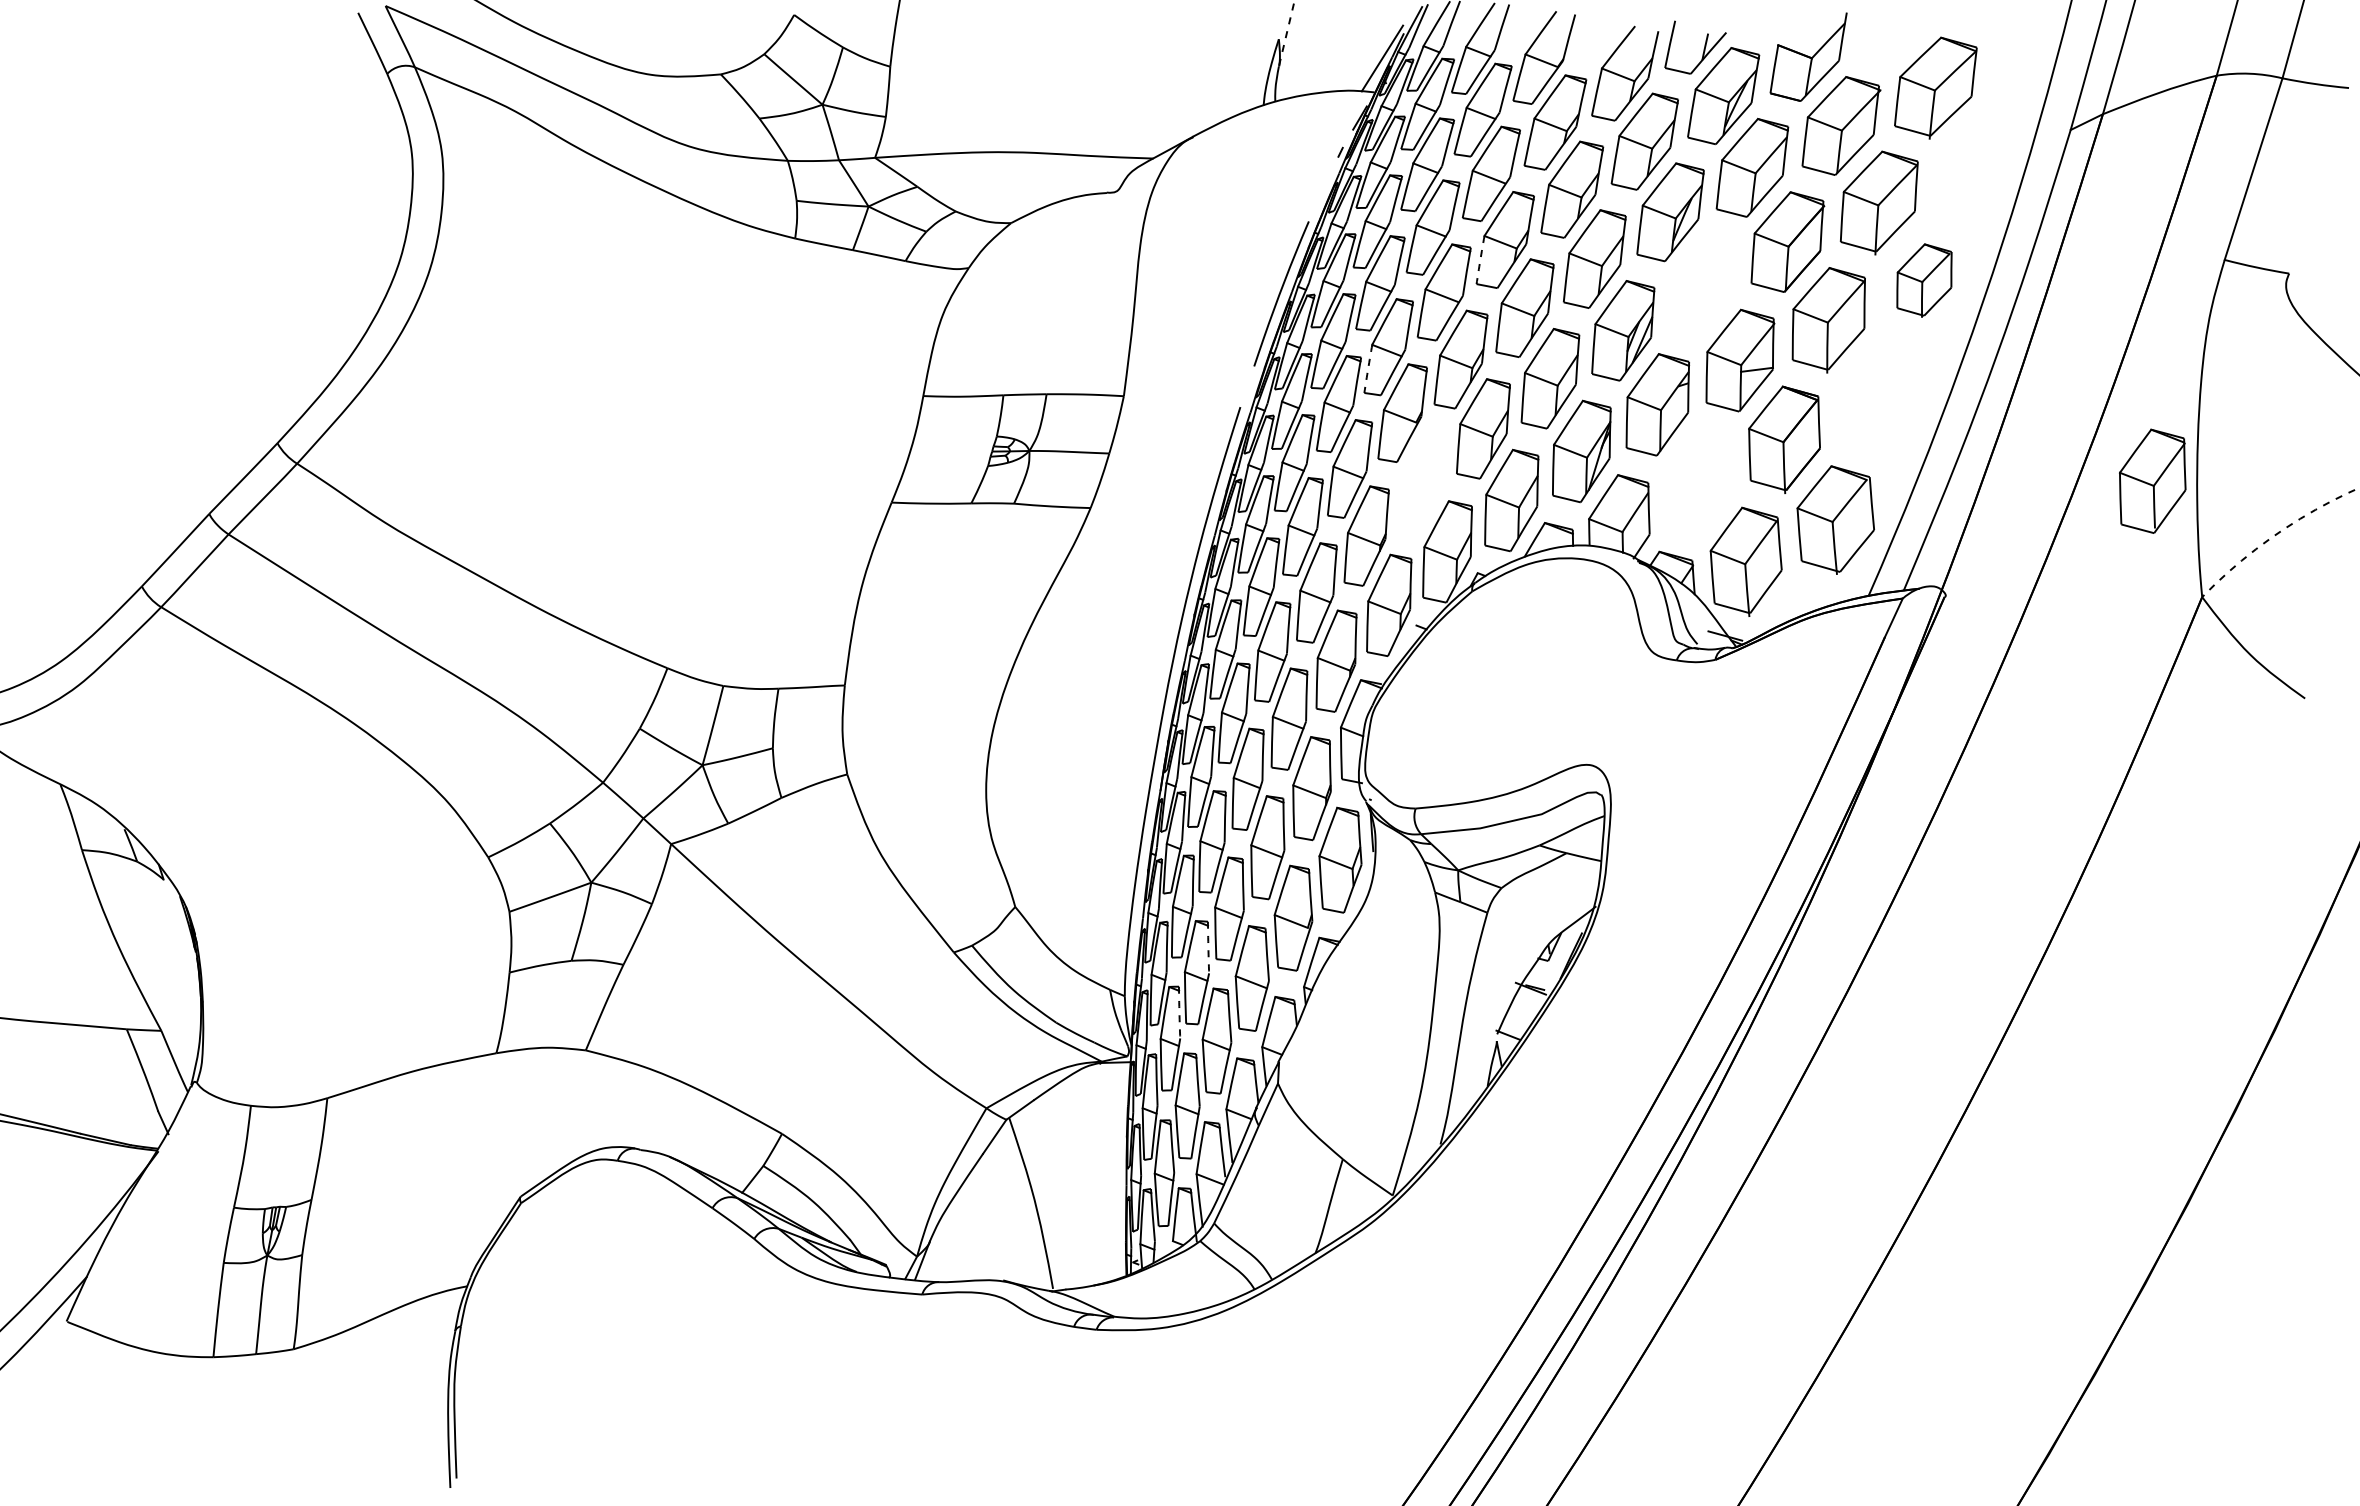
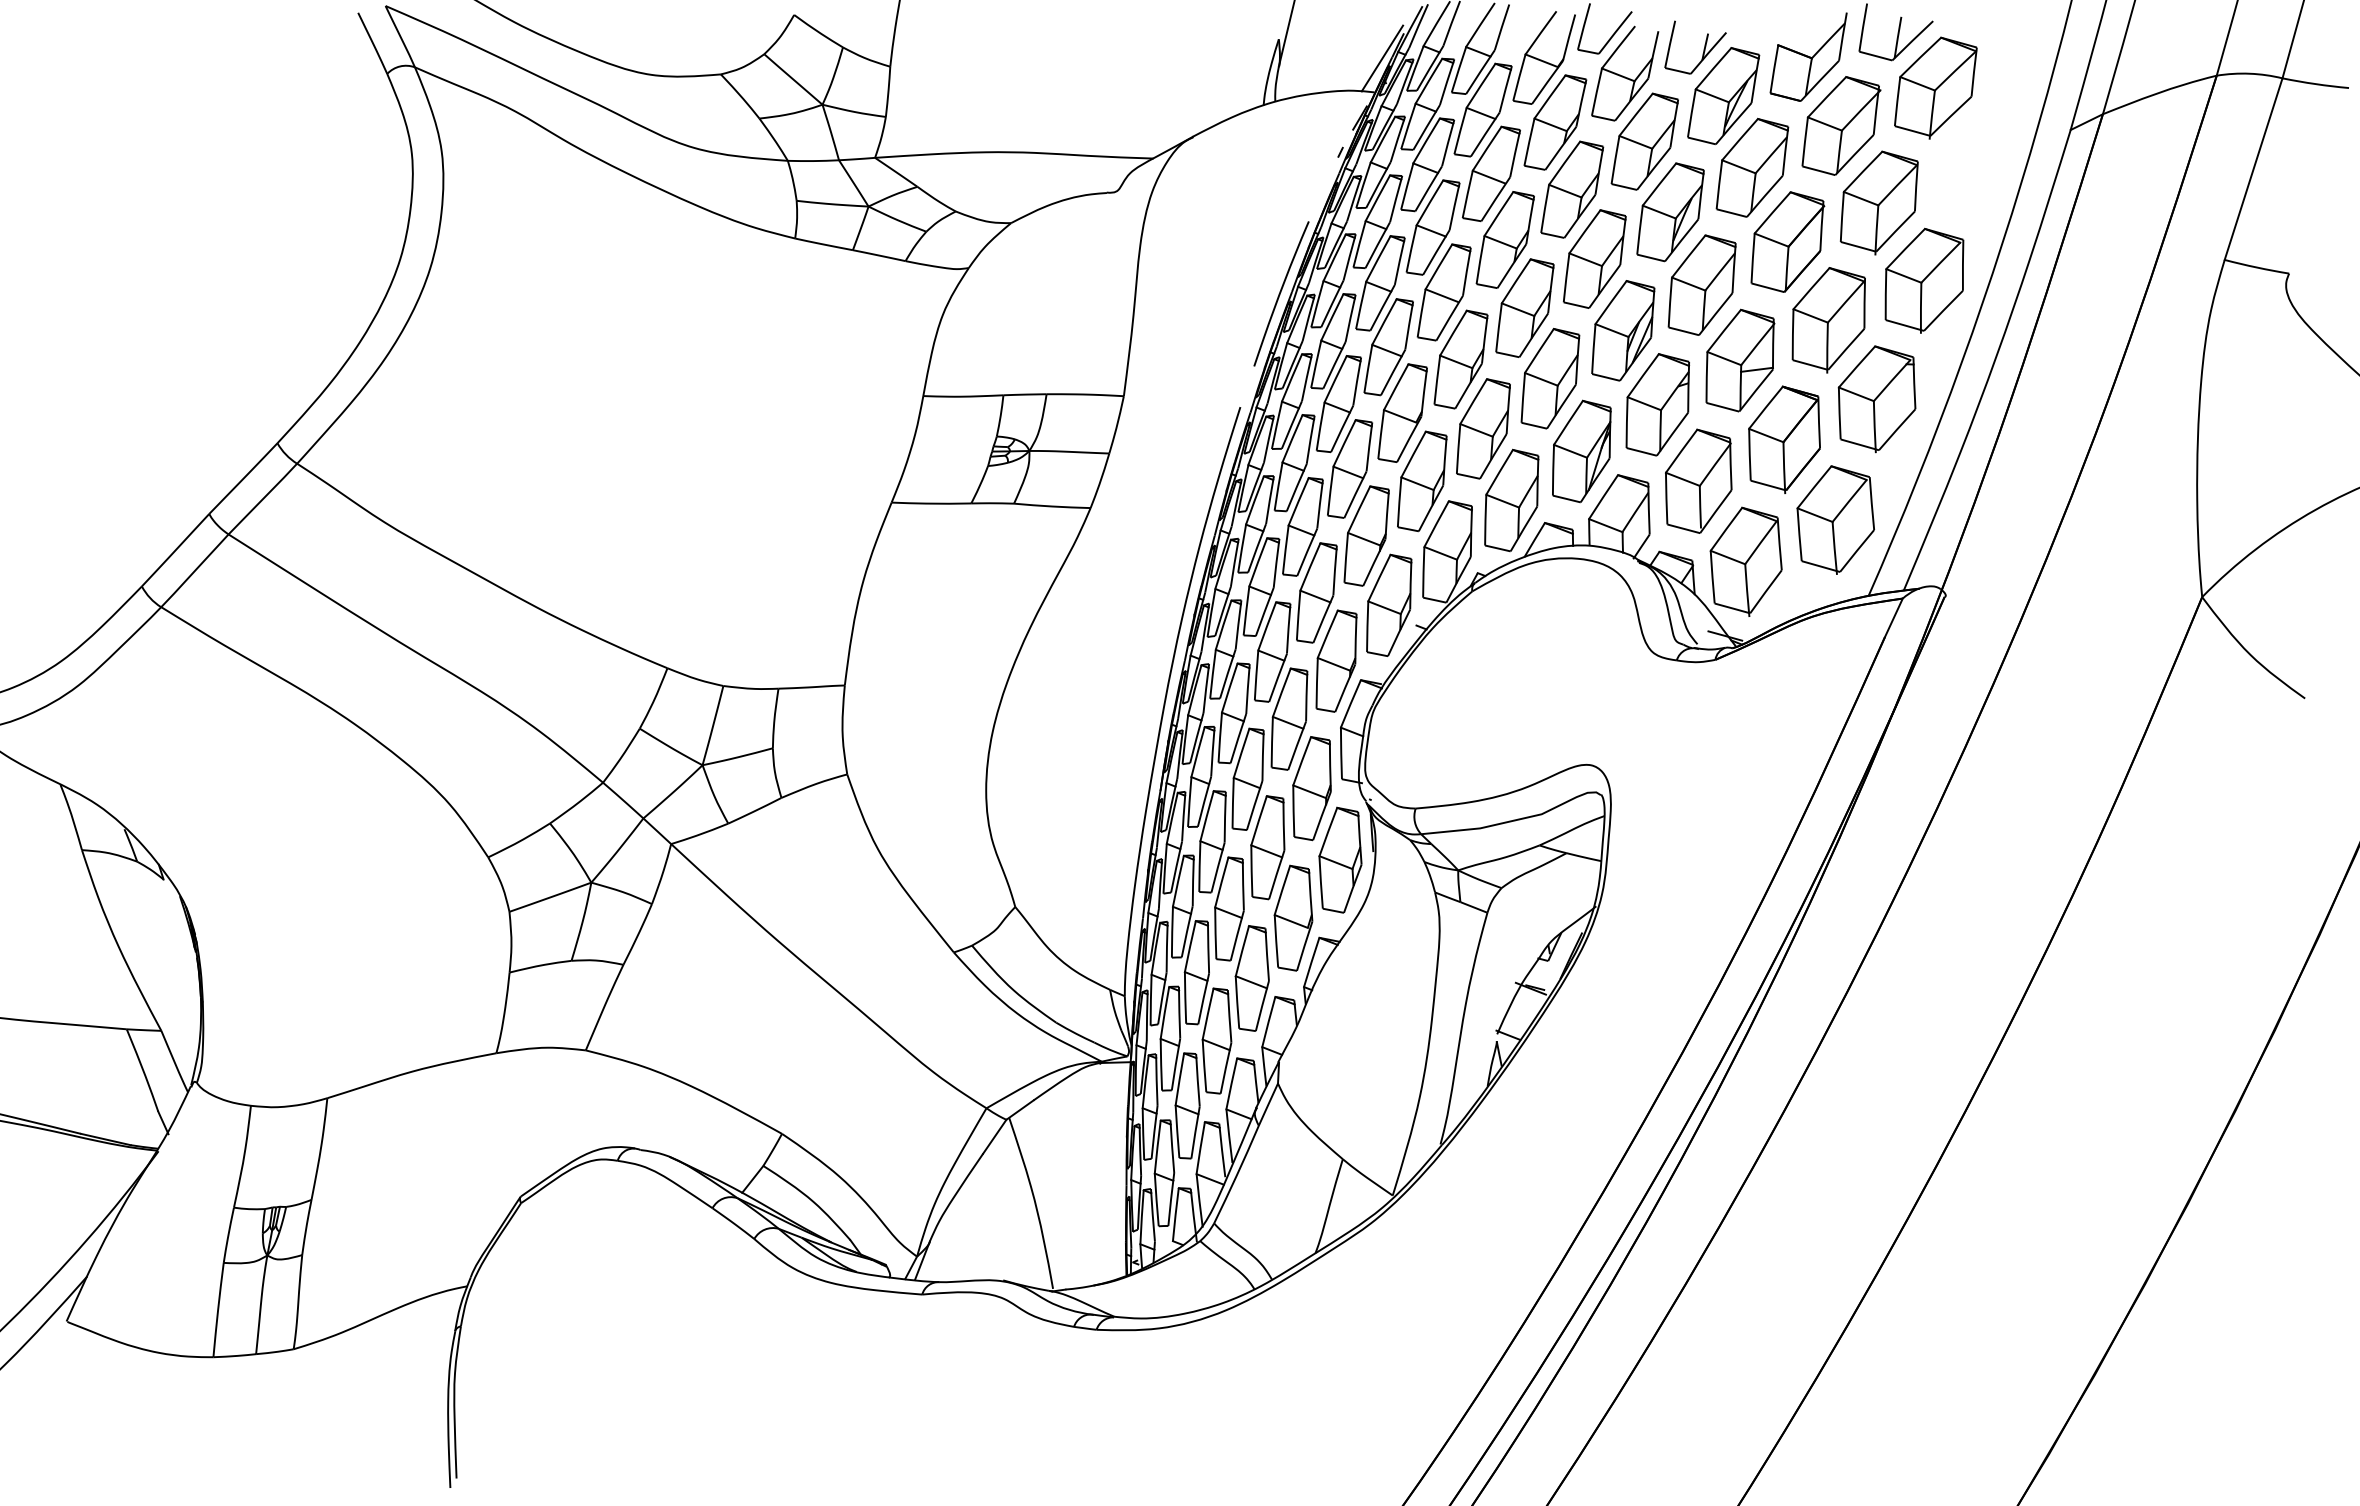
part: none -> present (1895, 32)
line: dashed -> solid (1286, 33)
part: none -> present (1611, 35)
arc: dashed -> solid (1480, 260)
part size: 57x75 px -> 81x107 px (1924, 280)
part: none -> present (1701, 284)
arc: dashed -> solid (1368, 368)
part: none -> present (1876, 399)
part position: (2152, 480) -> (1698, 480) (1698, 480)
part: none -> present (1422, 481)
arc: dashed -> solid (2274, 535)
arc: dashed -> solid (1208, 947)
arc: dashed -> solid (1179, 1012)
